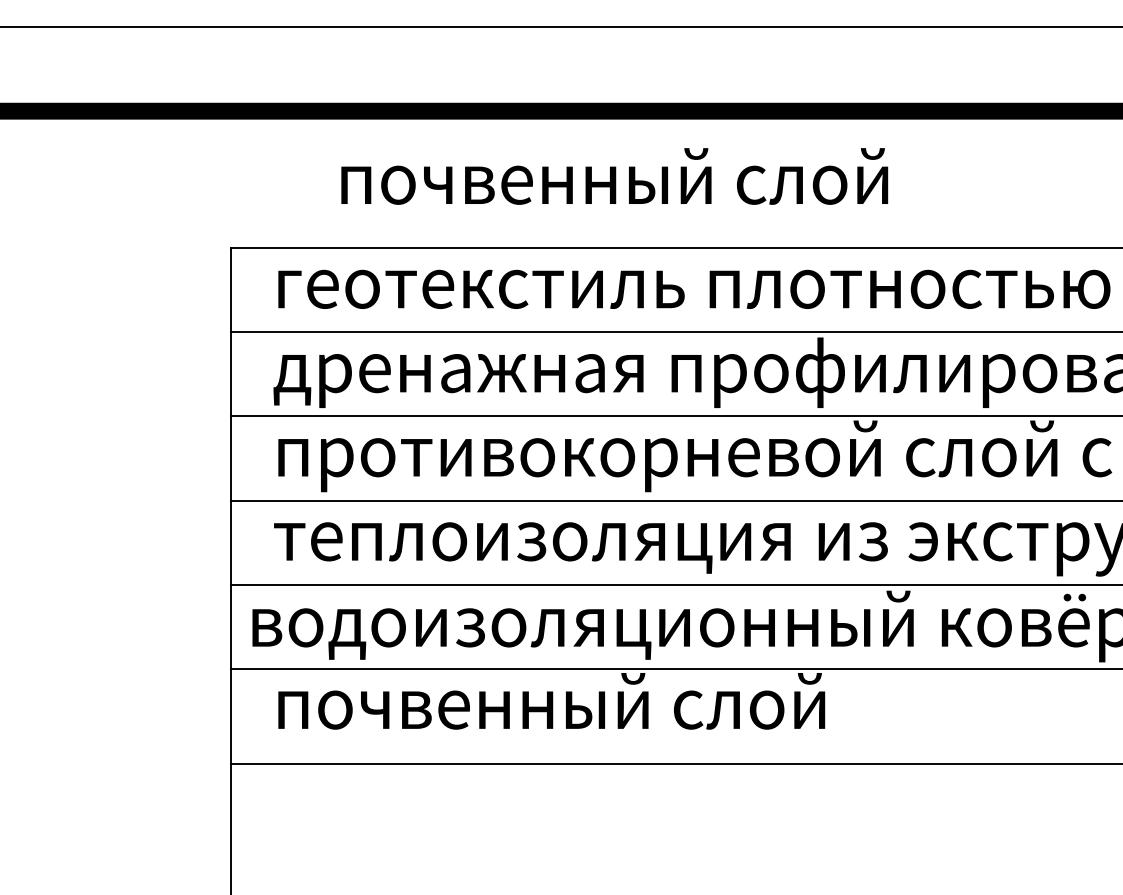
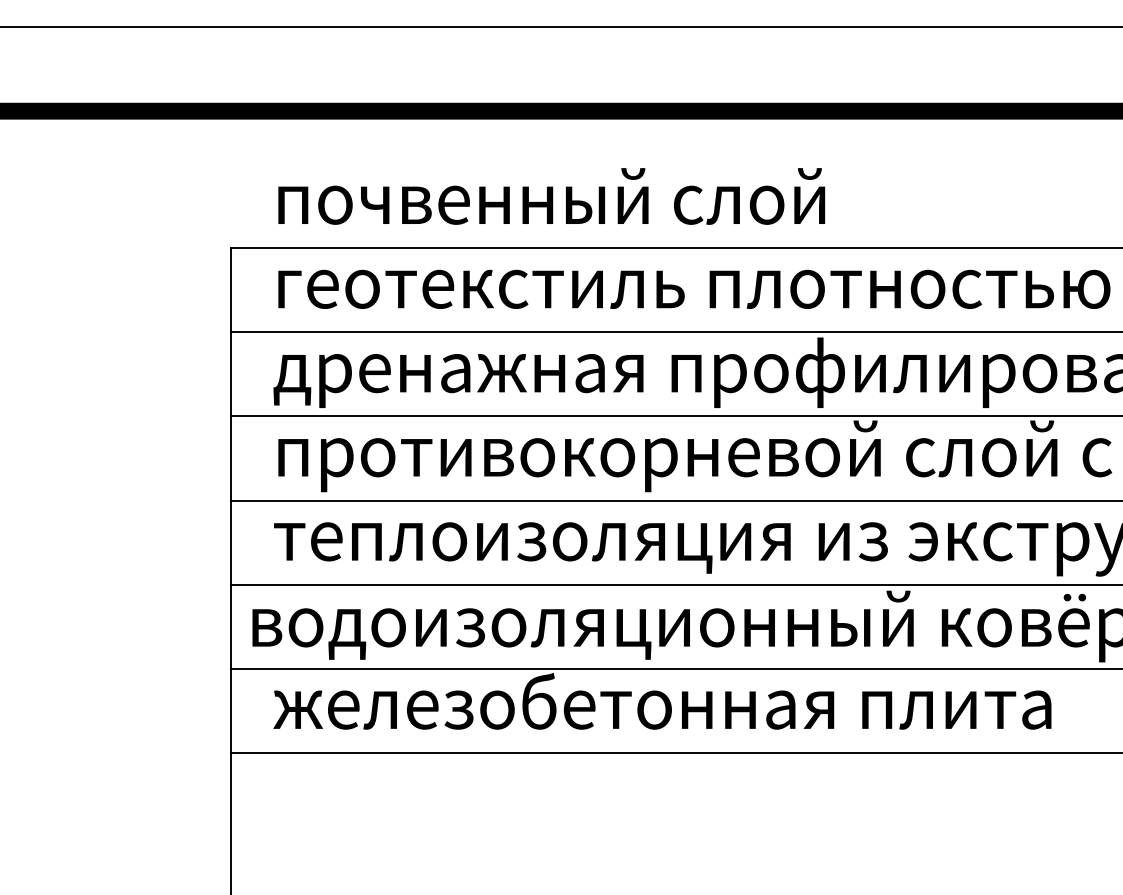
text position: (614, 176) -> (551, 196) (551, 196)
text: почвенный слой -> железобетонная плита (662, 700)
line position: (674, 763) -> (674, 752) (674, 752)
